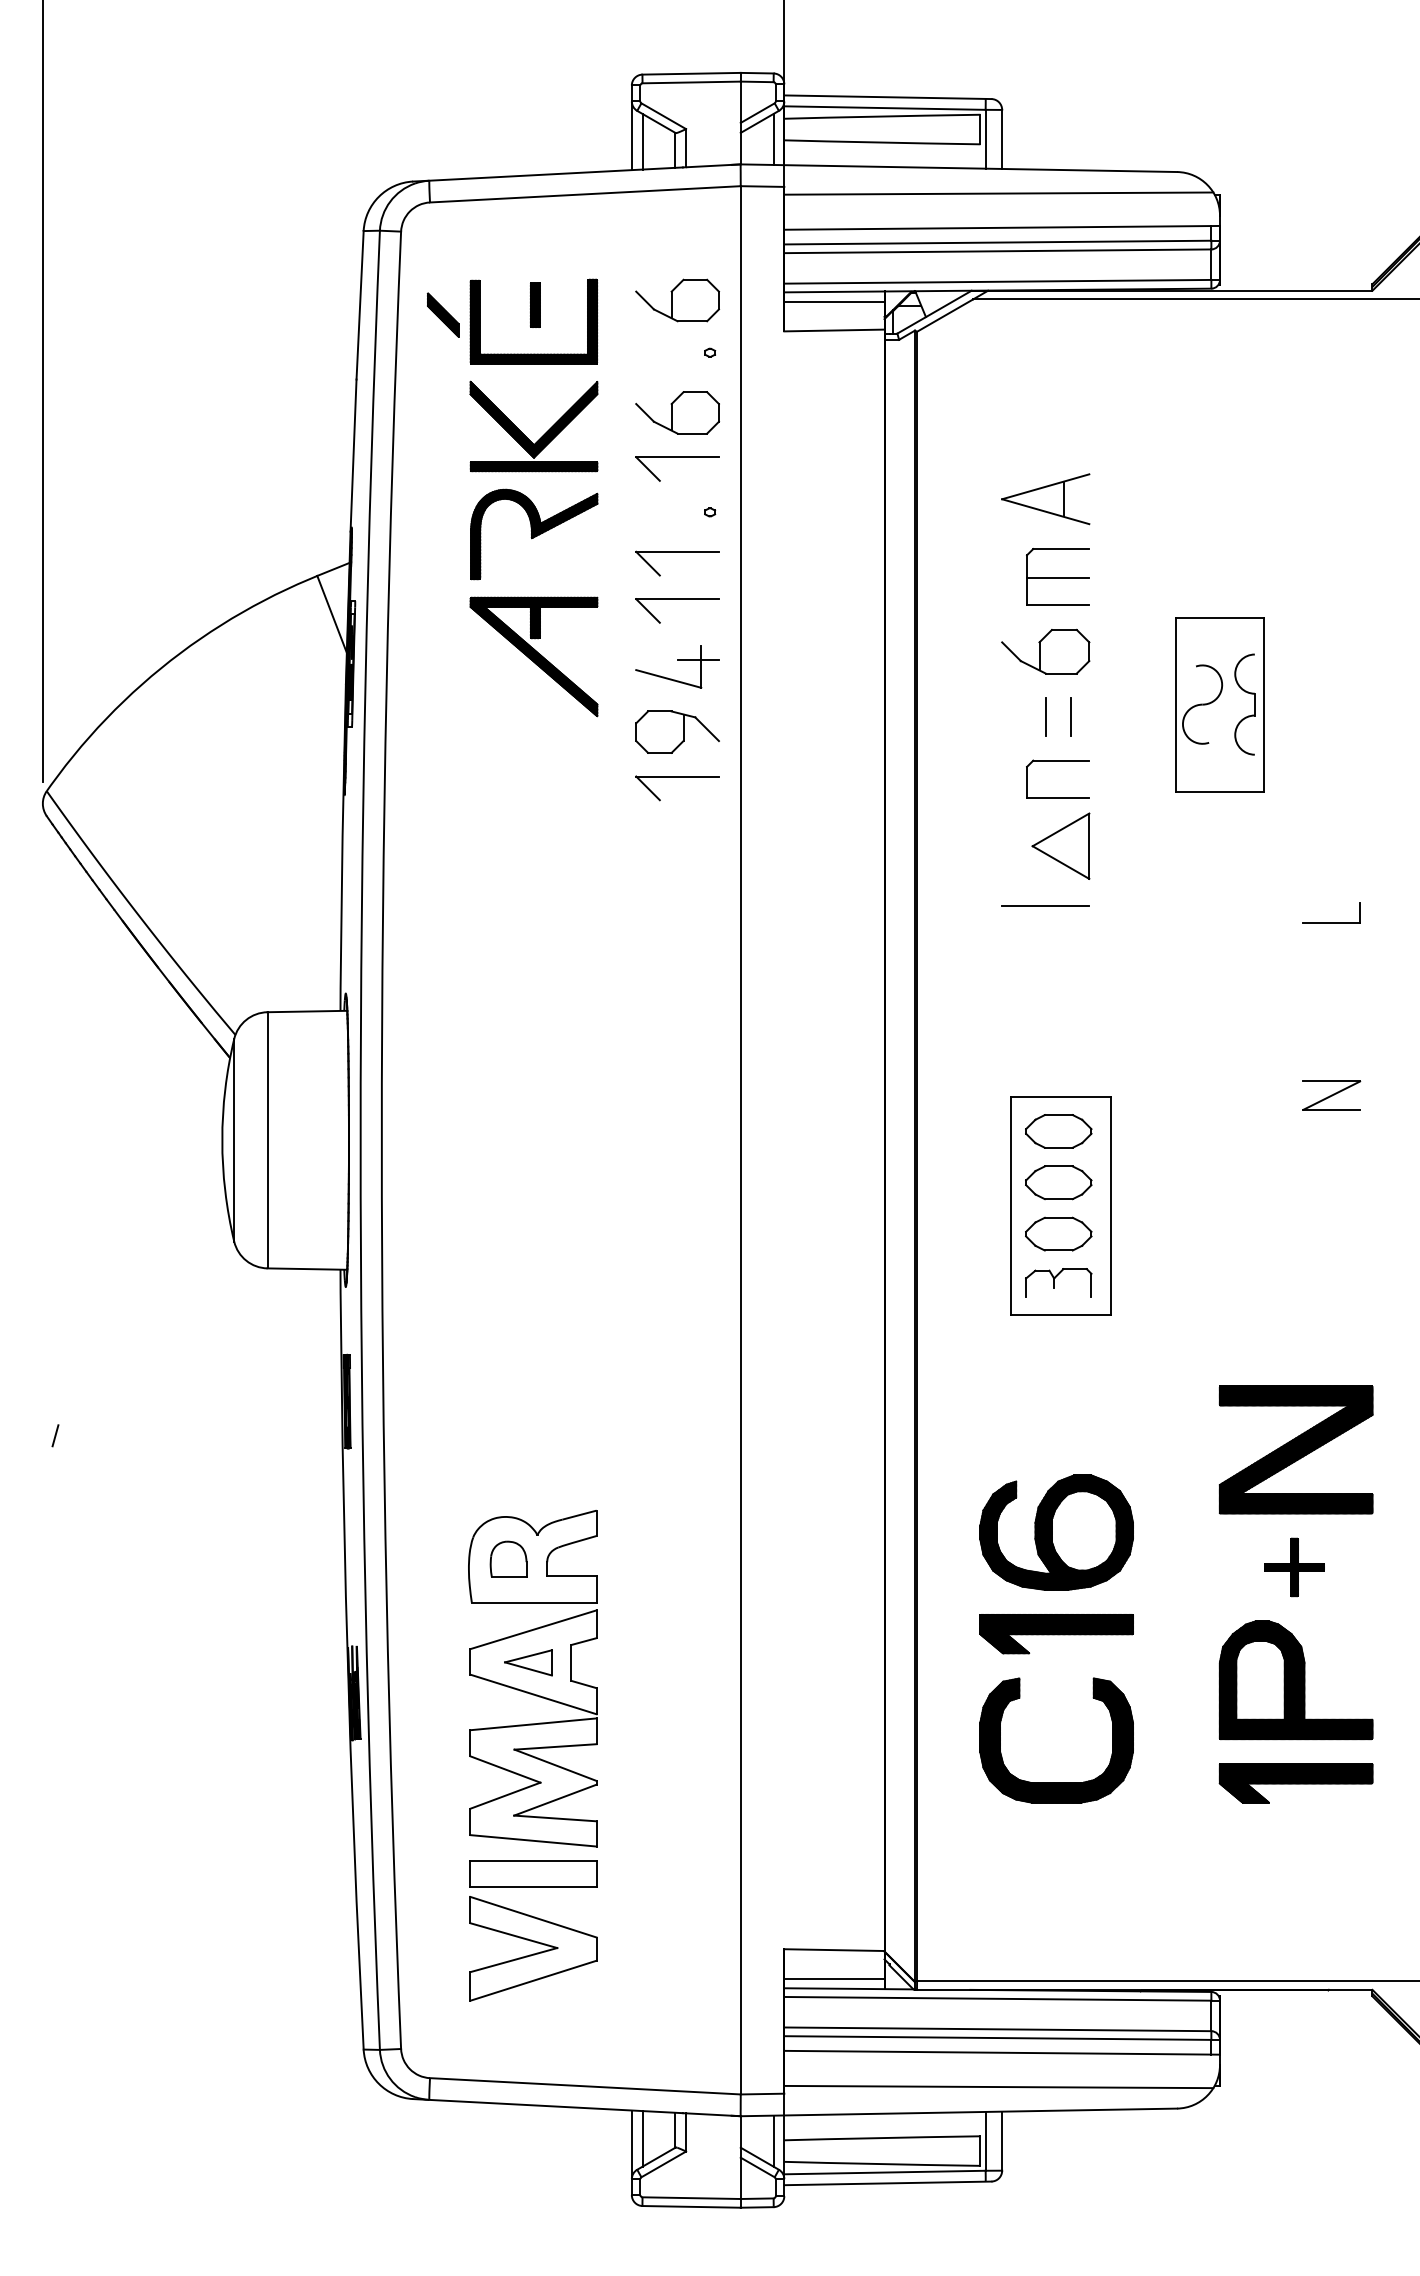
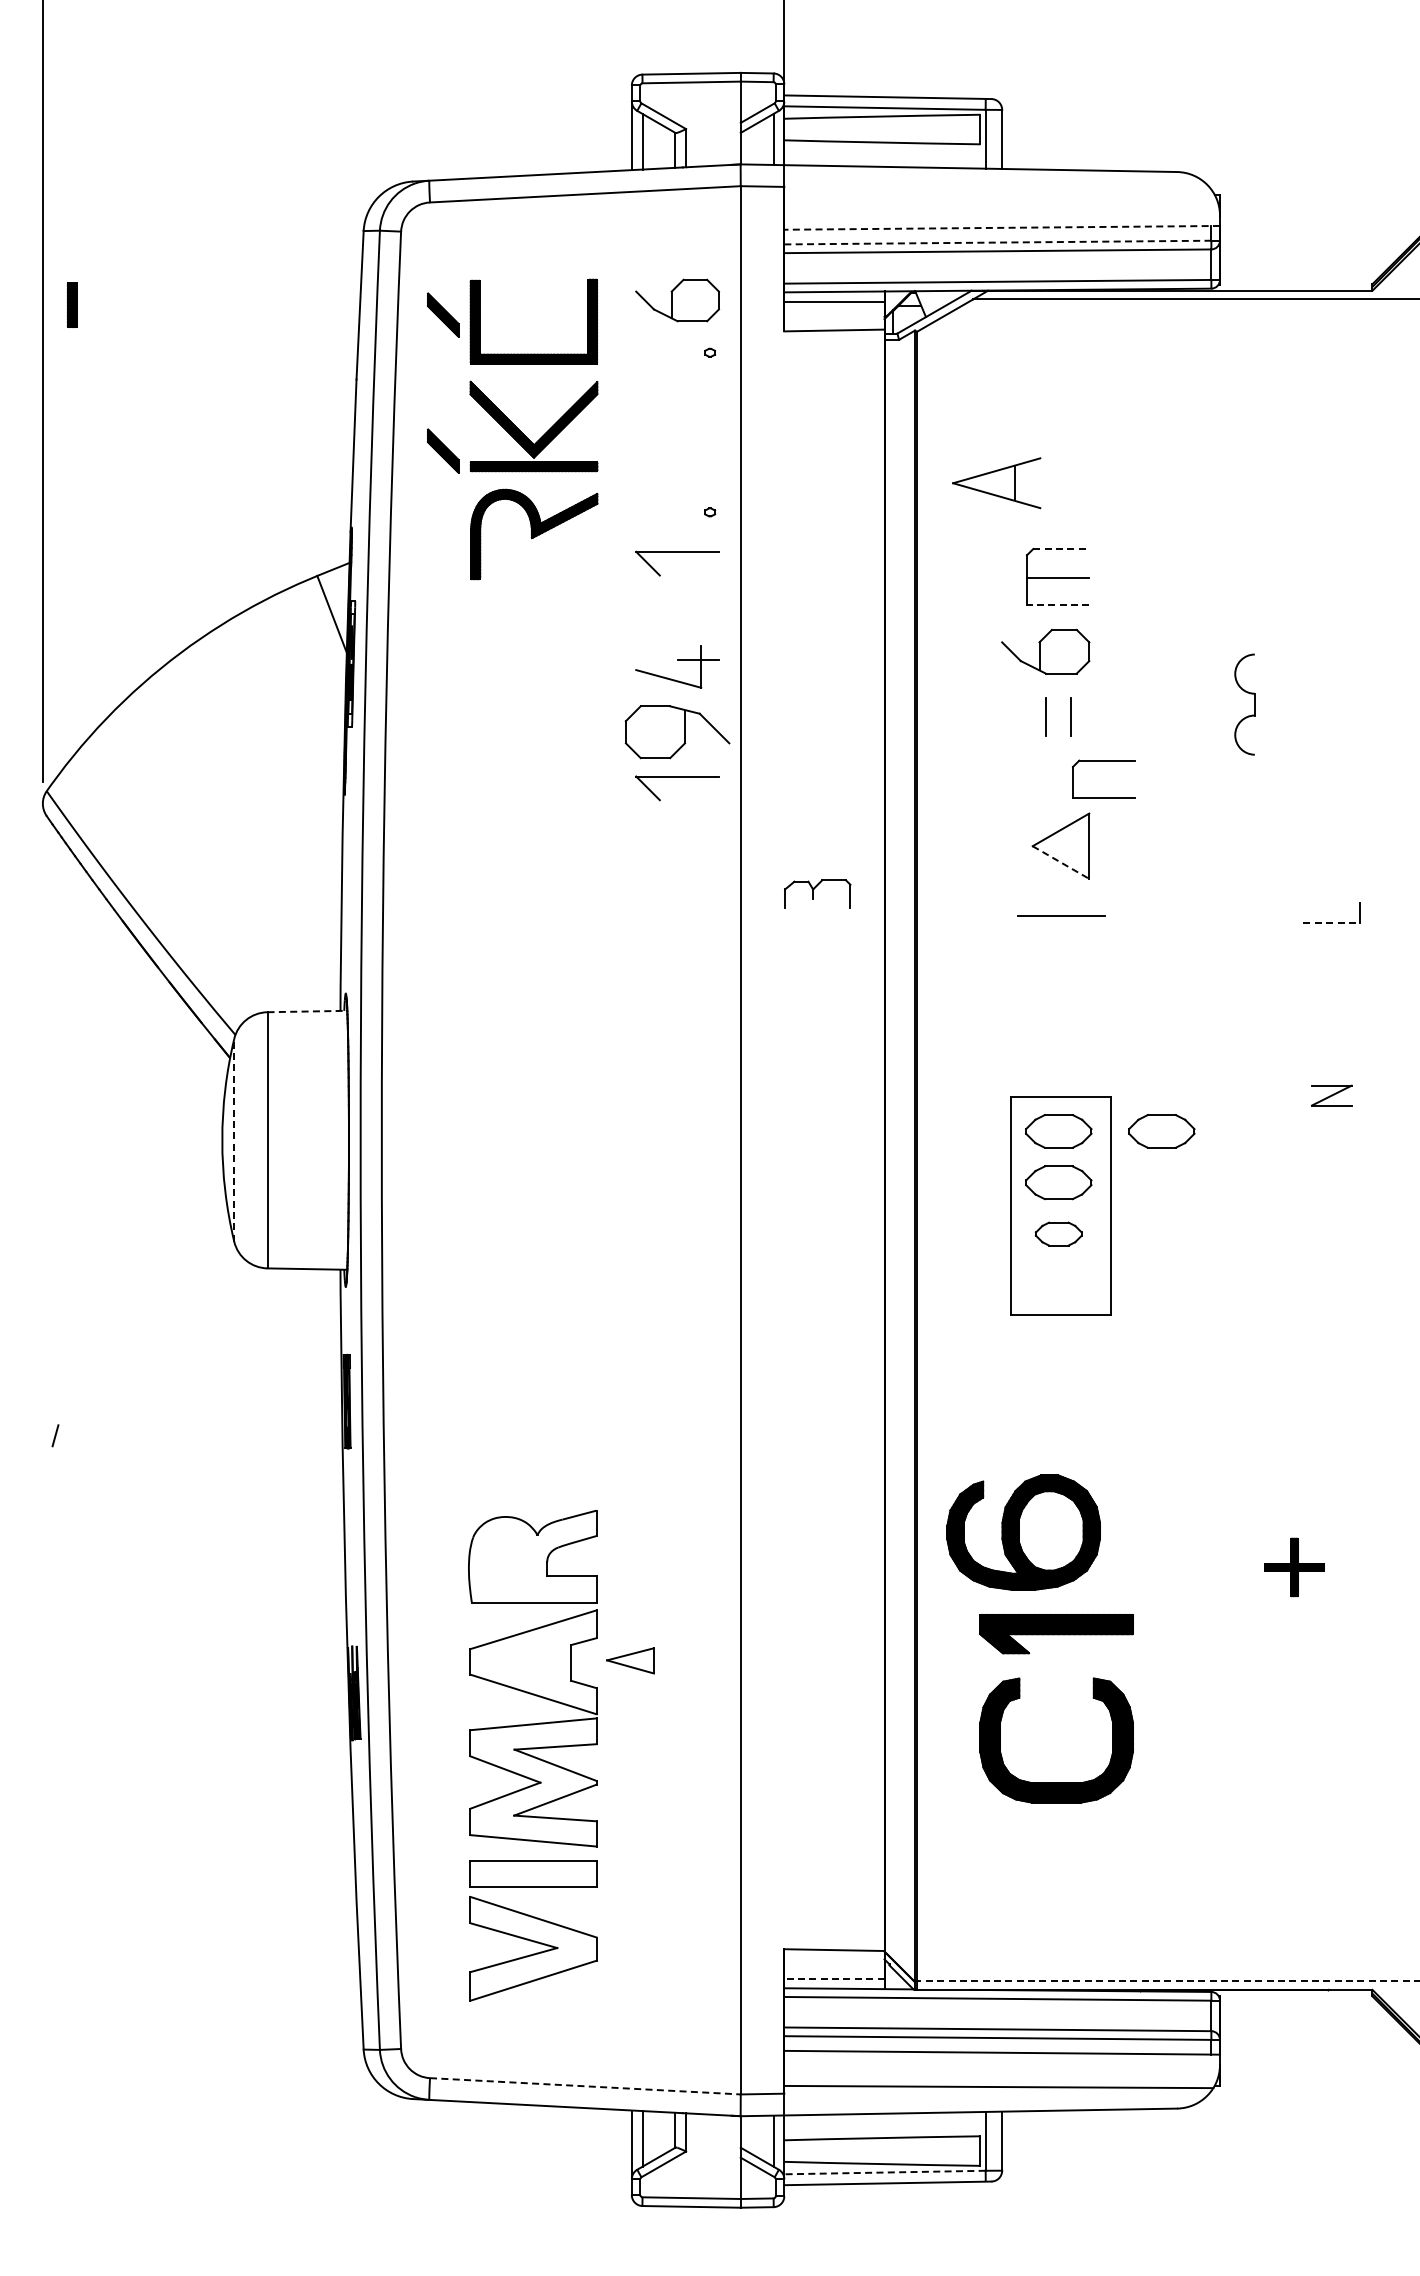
line: present -> none (998, 193)
line: solid -> dashed (1002, 227)
line: solid -> dashed (997, 242)
part position: (535, 304) -> (72, 304) (72, 304)
part: present -> none (677, 412)
part: none -> present (442, 450)
part: present -> none (677, 457)
part position: (1045, 499) -> (996, 483) (996, 483)
line: solid -> dashed (1061, 549)
part: present -> none (677, 599)
line: solid -> dashed (1057, 605)
part: present -> none (533, 656)
part: present -> none (1219, 704)
part size: 85x44 px -> 107x55 px (677, 732)
part position: (1057, 761) -> (1103, 761) (1103, 761)
line: solid -> dashed (1061, 862)
line position: (1045, 905) -> (1061, 915) (1061, 915)
line: solid -> dashed (1332, 922)
line: solid -> dashed (307, 1011)
part size: 60x31 px -> 42x23 px (1331, 1095)
part: none -> present (1161, 1131)
line: solid -> dashed (234, 1139)
part size: 68x36 px -> 49x26 px (1058, 1233)
part position: (1058, 1282) -> (817, 893) (817, 893)
part: present -> none (1295, 1449)
part position: (1056, 1532) -> (1023, 1532) (1023, 1532)
part: present -> none (508, 1558)
part position: (528, 1662) -> (630, 1660) (630, 1660)
part: present -> none (1295, 1680)
part: present -> none (1295, 1783)
line: solid -> dashed (833, 1978)
line: solid -> dashed (1168, 1981)
line: solid -> dashed (585, 2086)
line: solid -> dashed (884, 2172)
